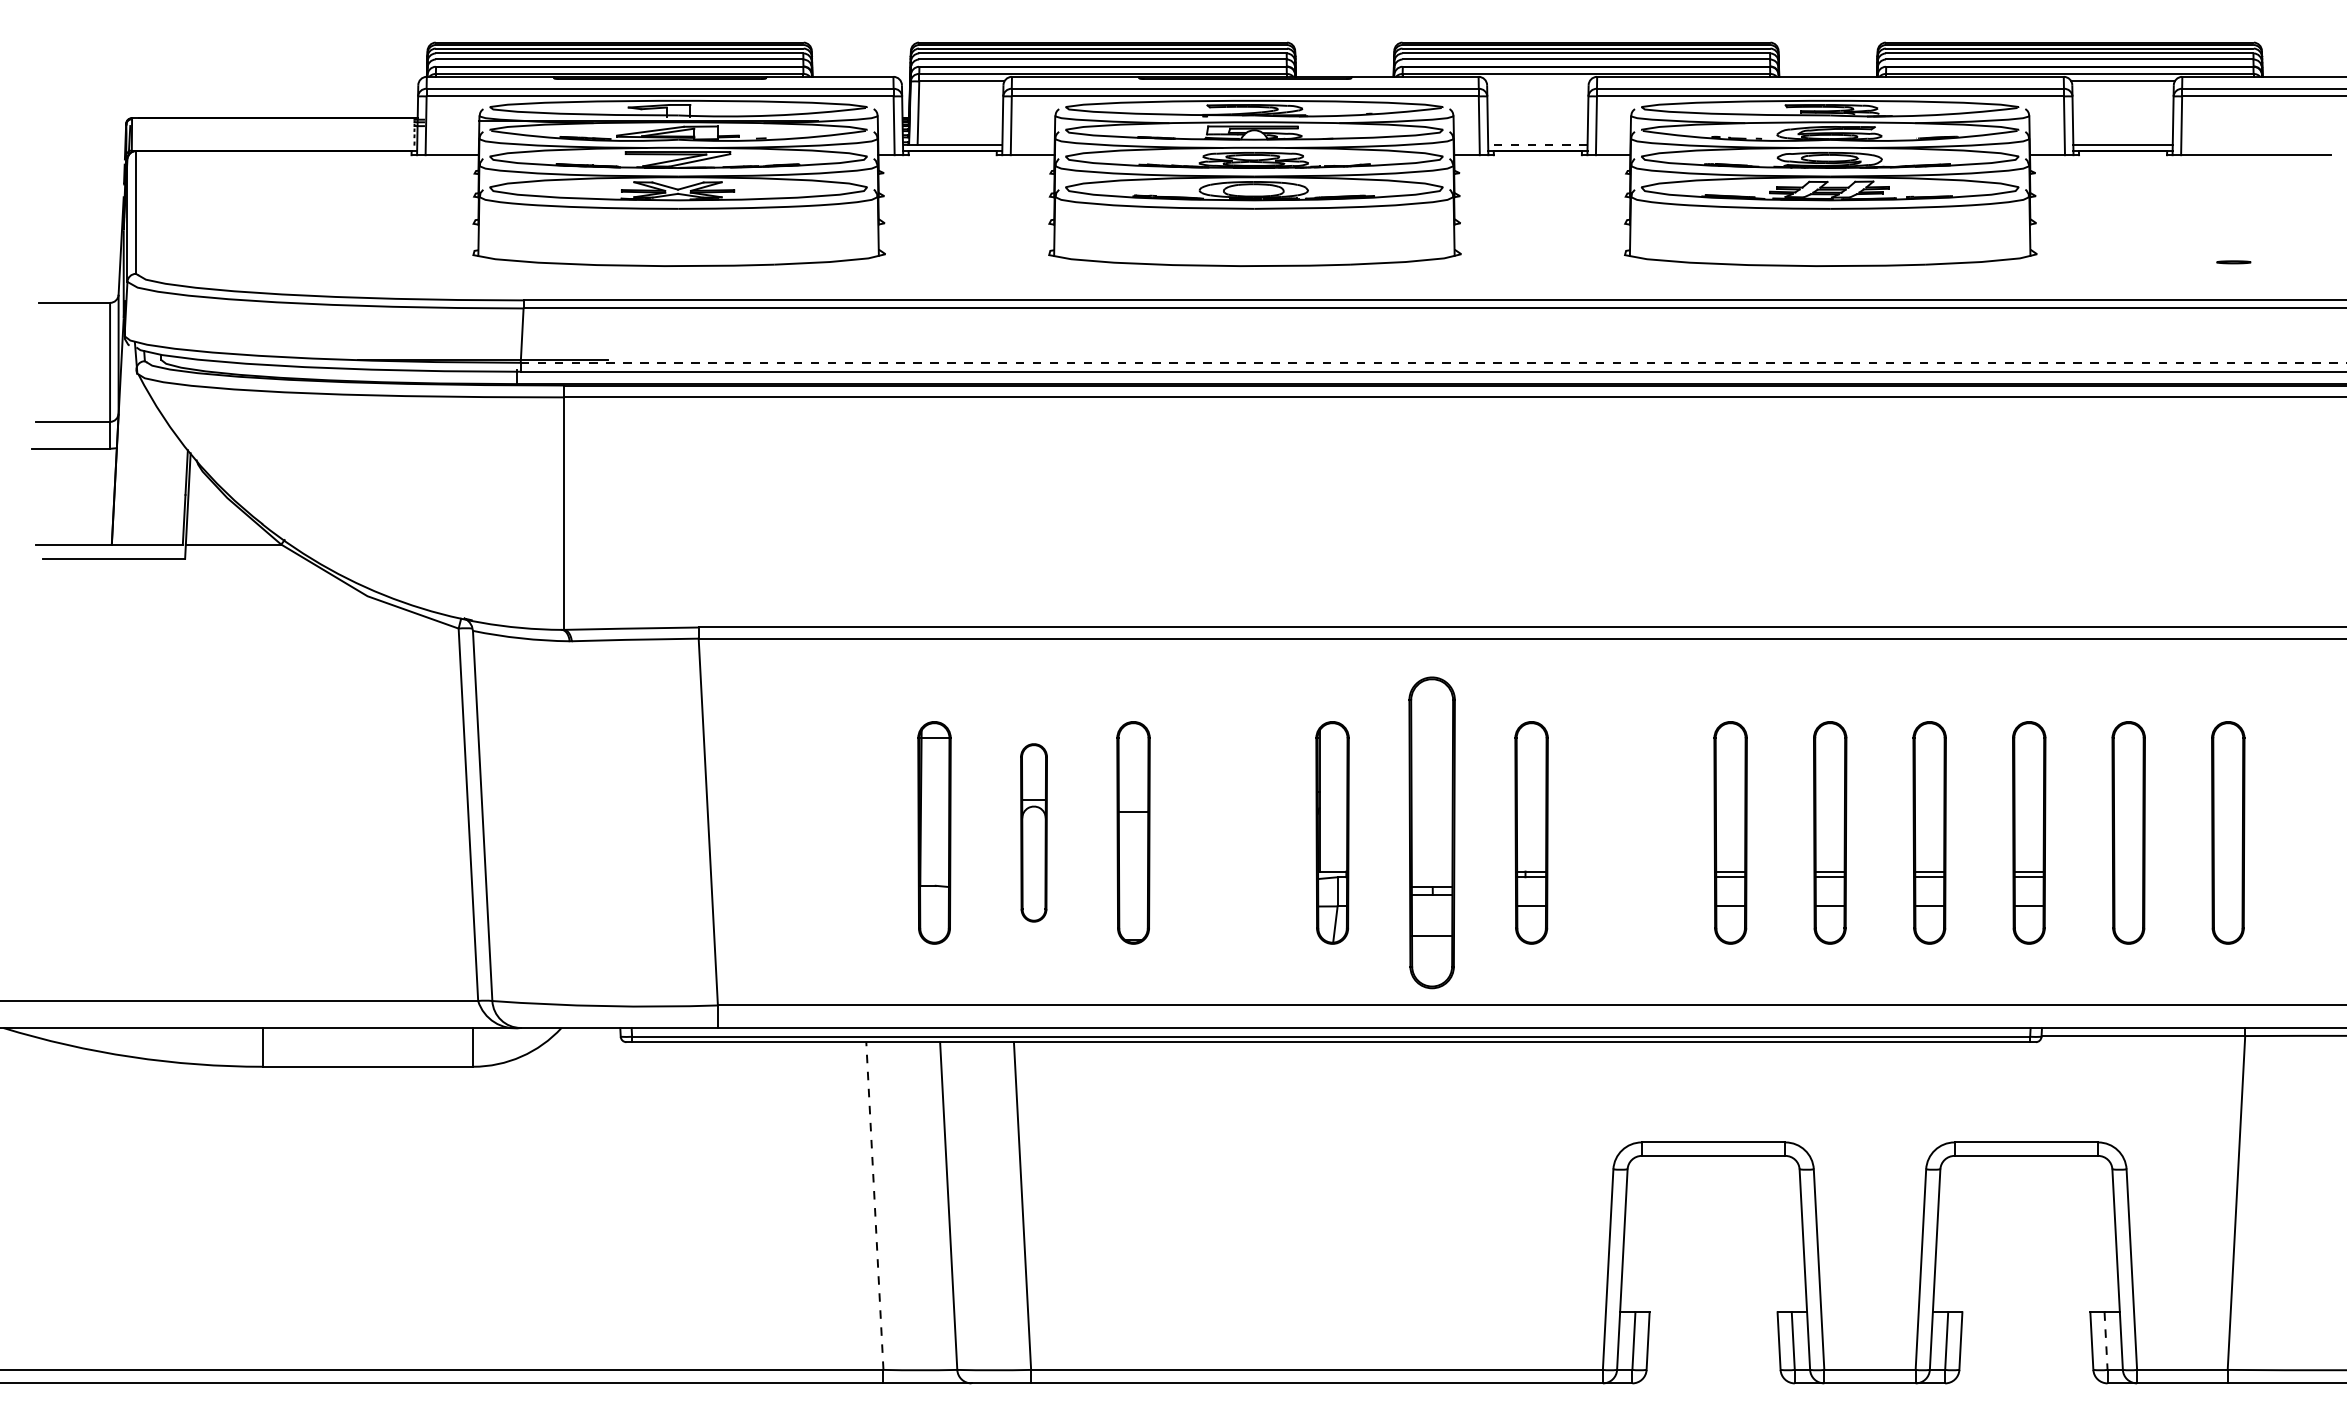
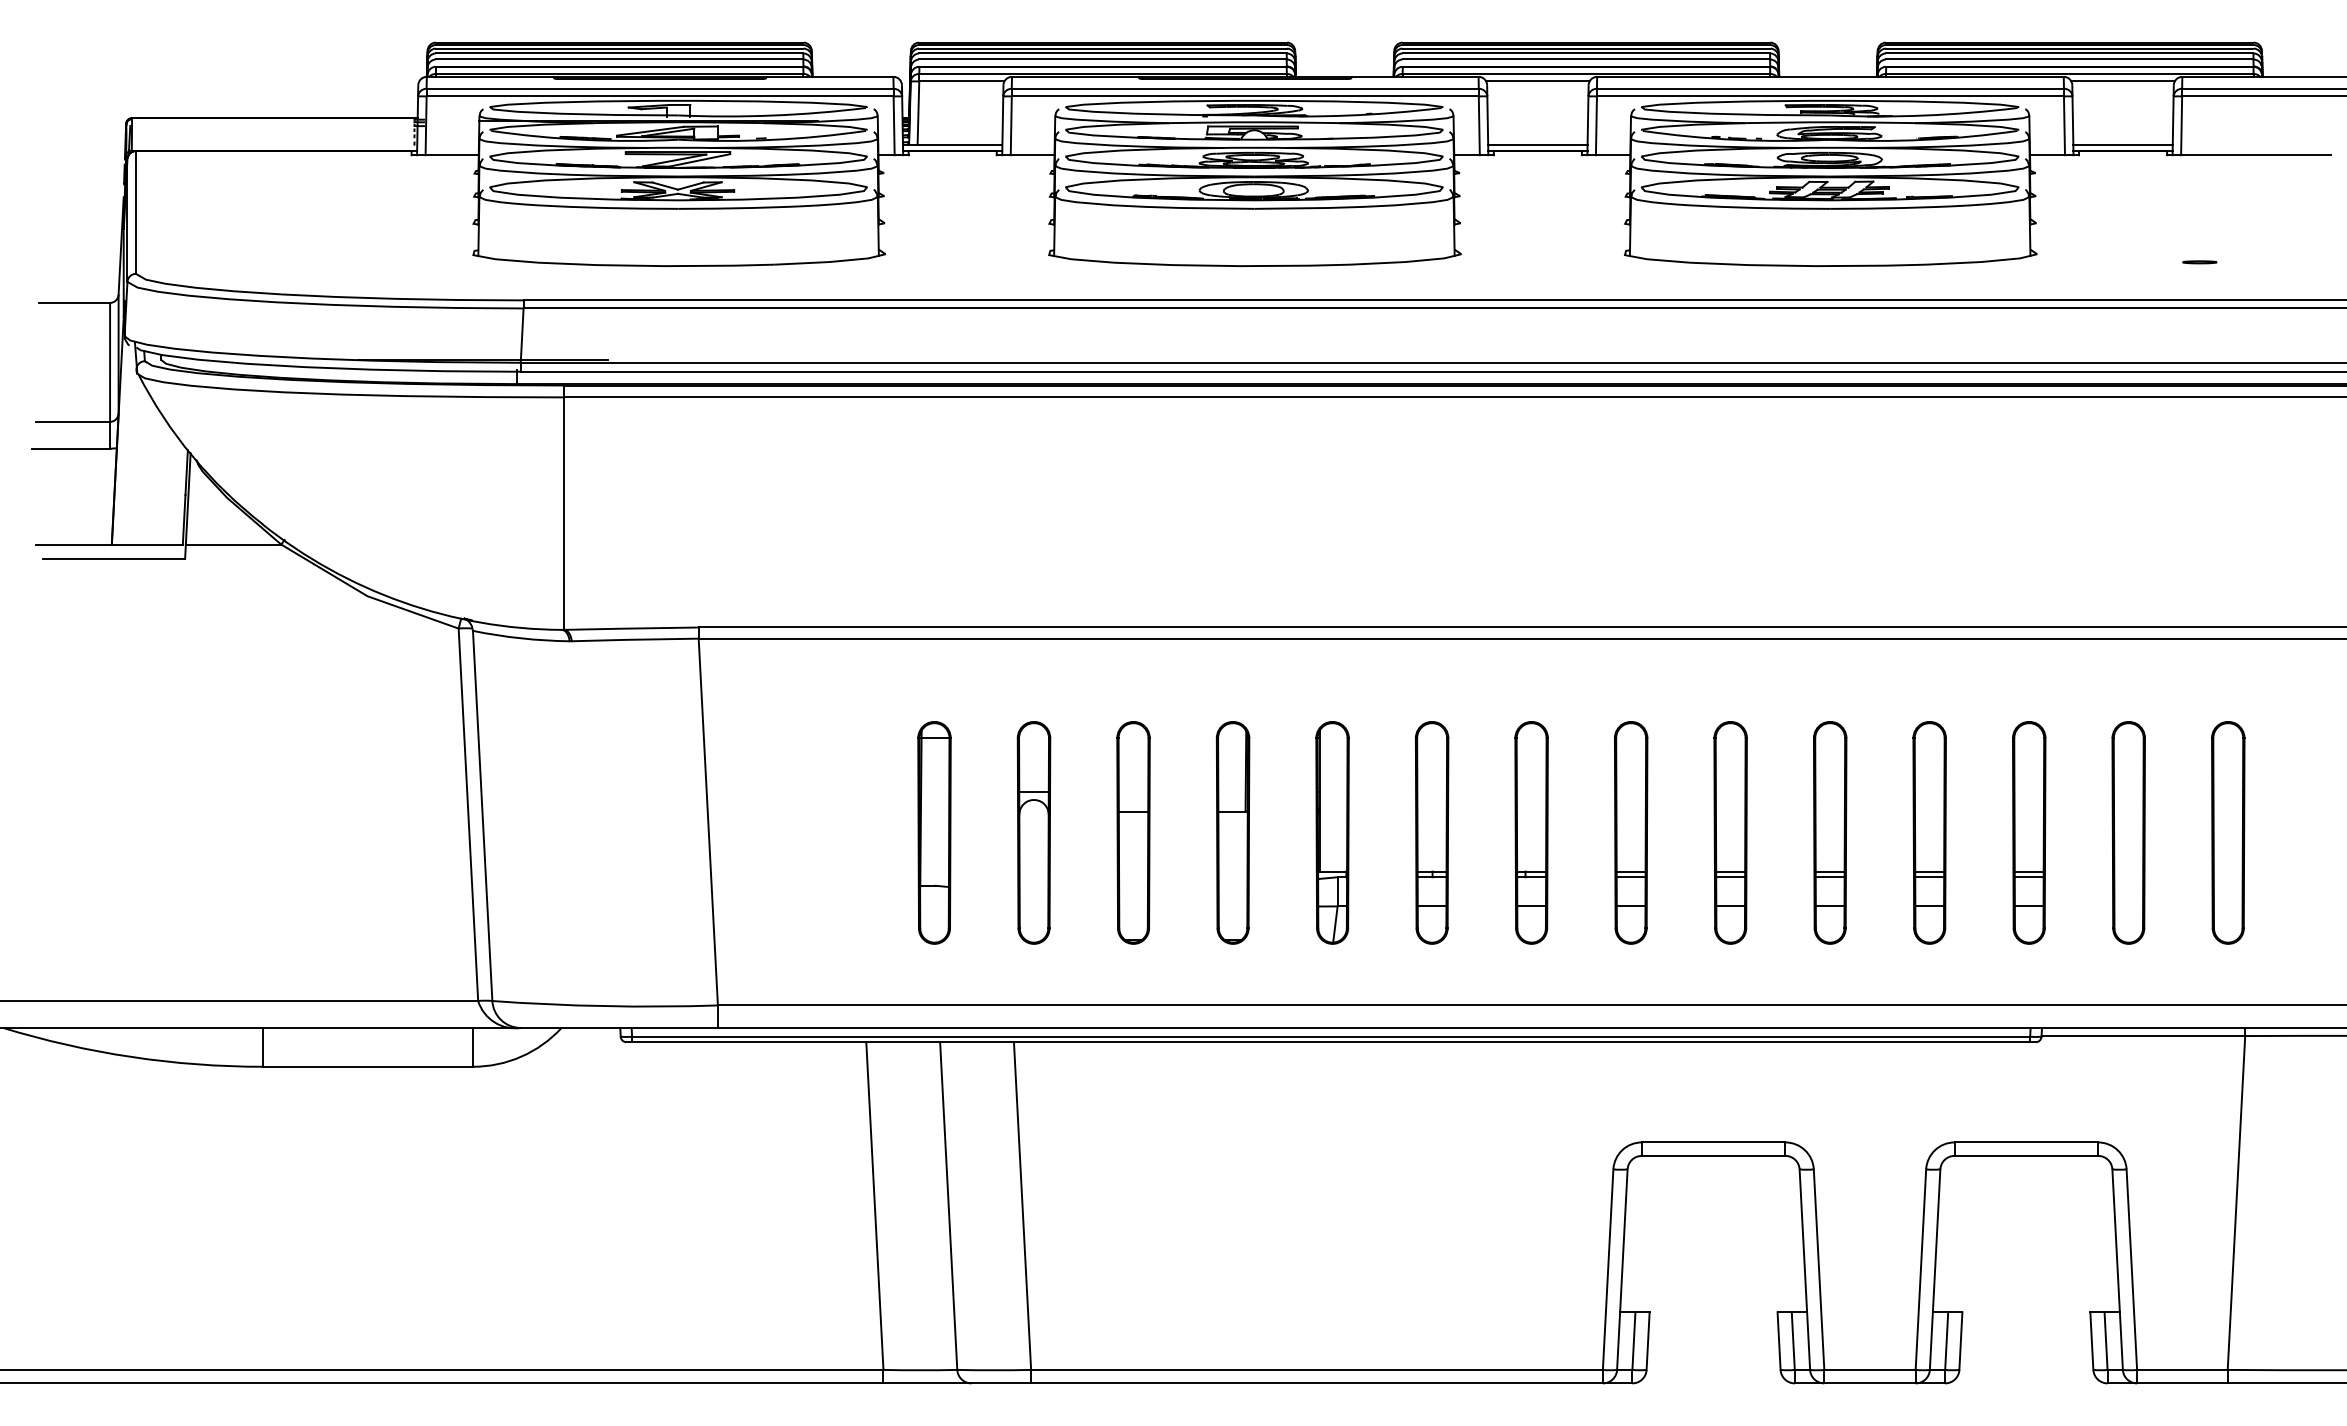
line: none -> present (1537, 81)
line: dashed -> solid (1537, 144)
line position: (2233, 262) -> (2199, 262) (2199, 262)
line: dashed -> solid (1433, 362)
part size: 28x180 px -> 36x224 px (1033, 832)
part: none -> present (1232, 832)
part size: 48x314 px -> 36x224 px (1431, 832)
part: none -> present (1631, 832)
line: dashed -> solid (874, 1205)
line: dashed -> solid (2106, 1341)
